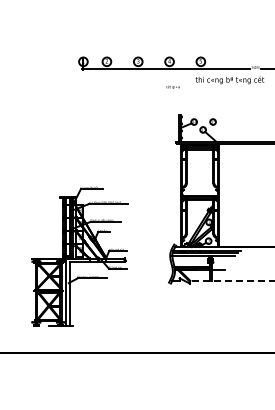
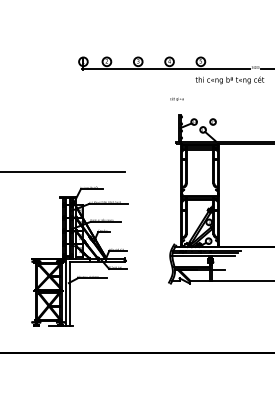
text position: (172, 86) -> (176, 98) (176, 98)
line: none -> present (63, 171)
line: dashed -> solid (231, 280)
